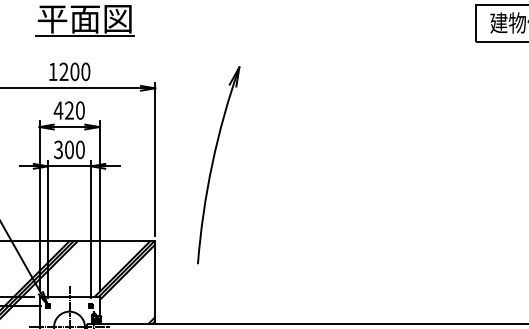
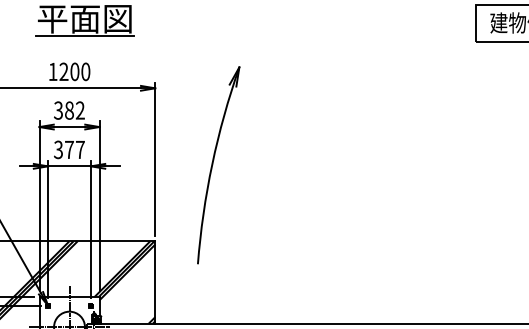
text: 420 -> 382 (68, 110)
text: 300 -> 377 (74, 149)
